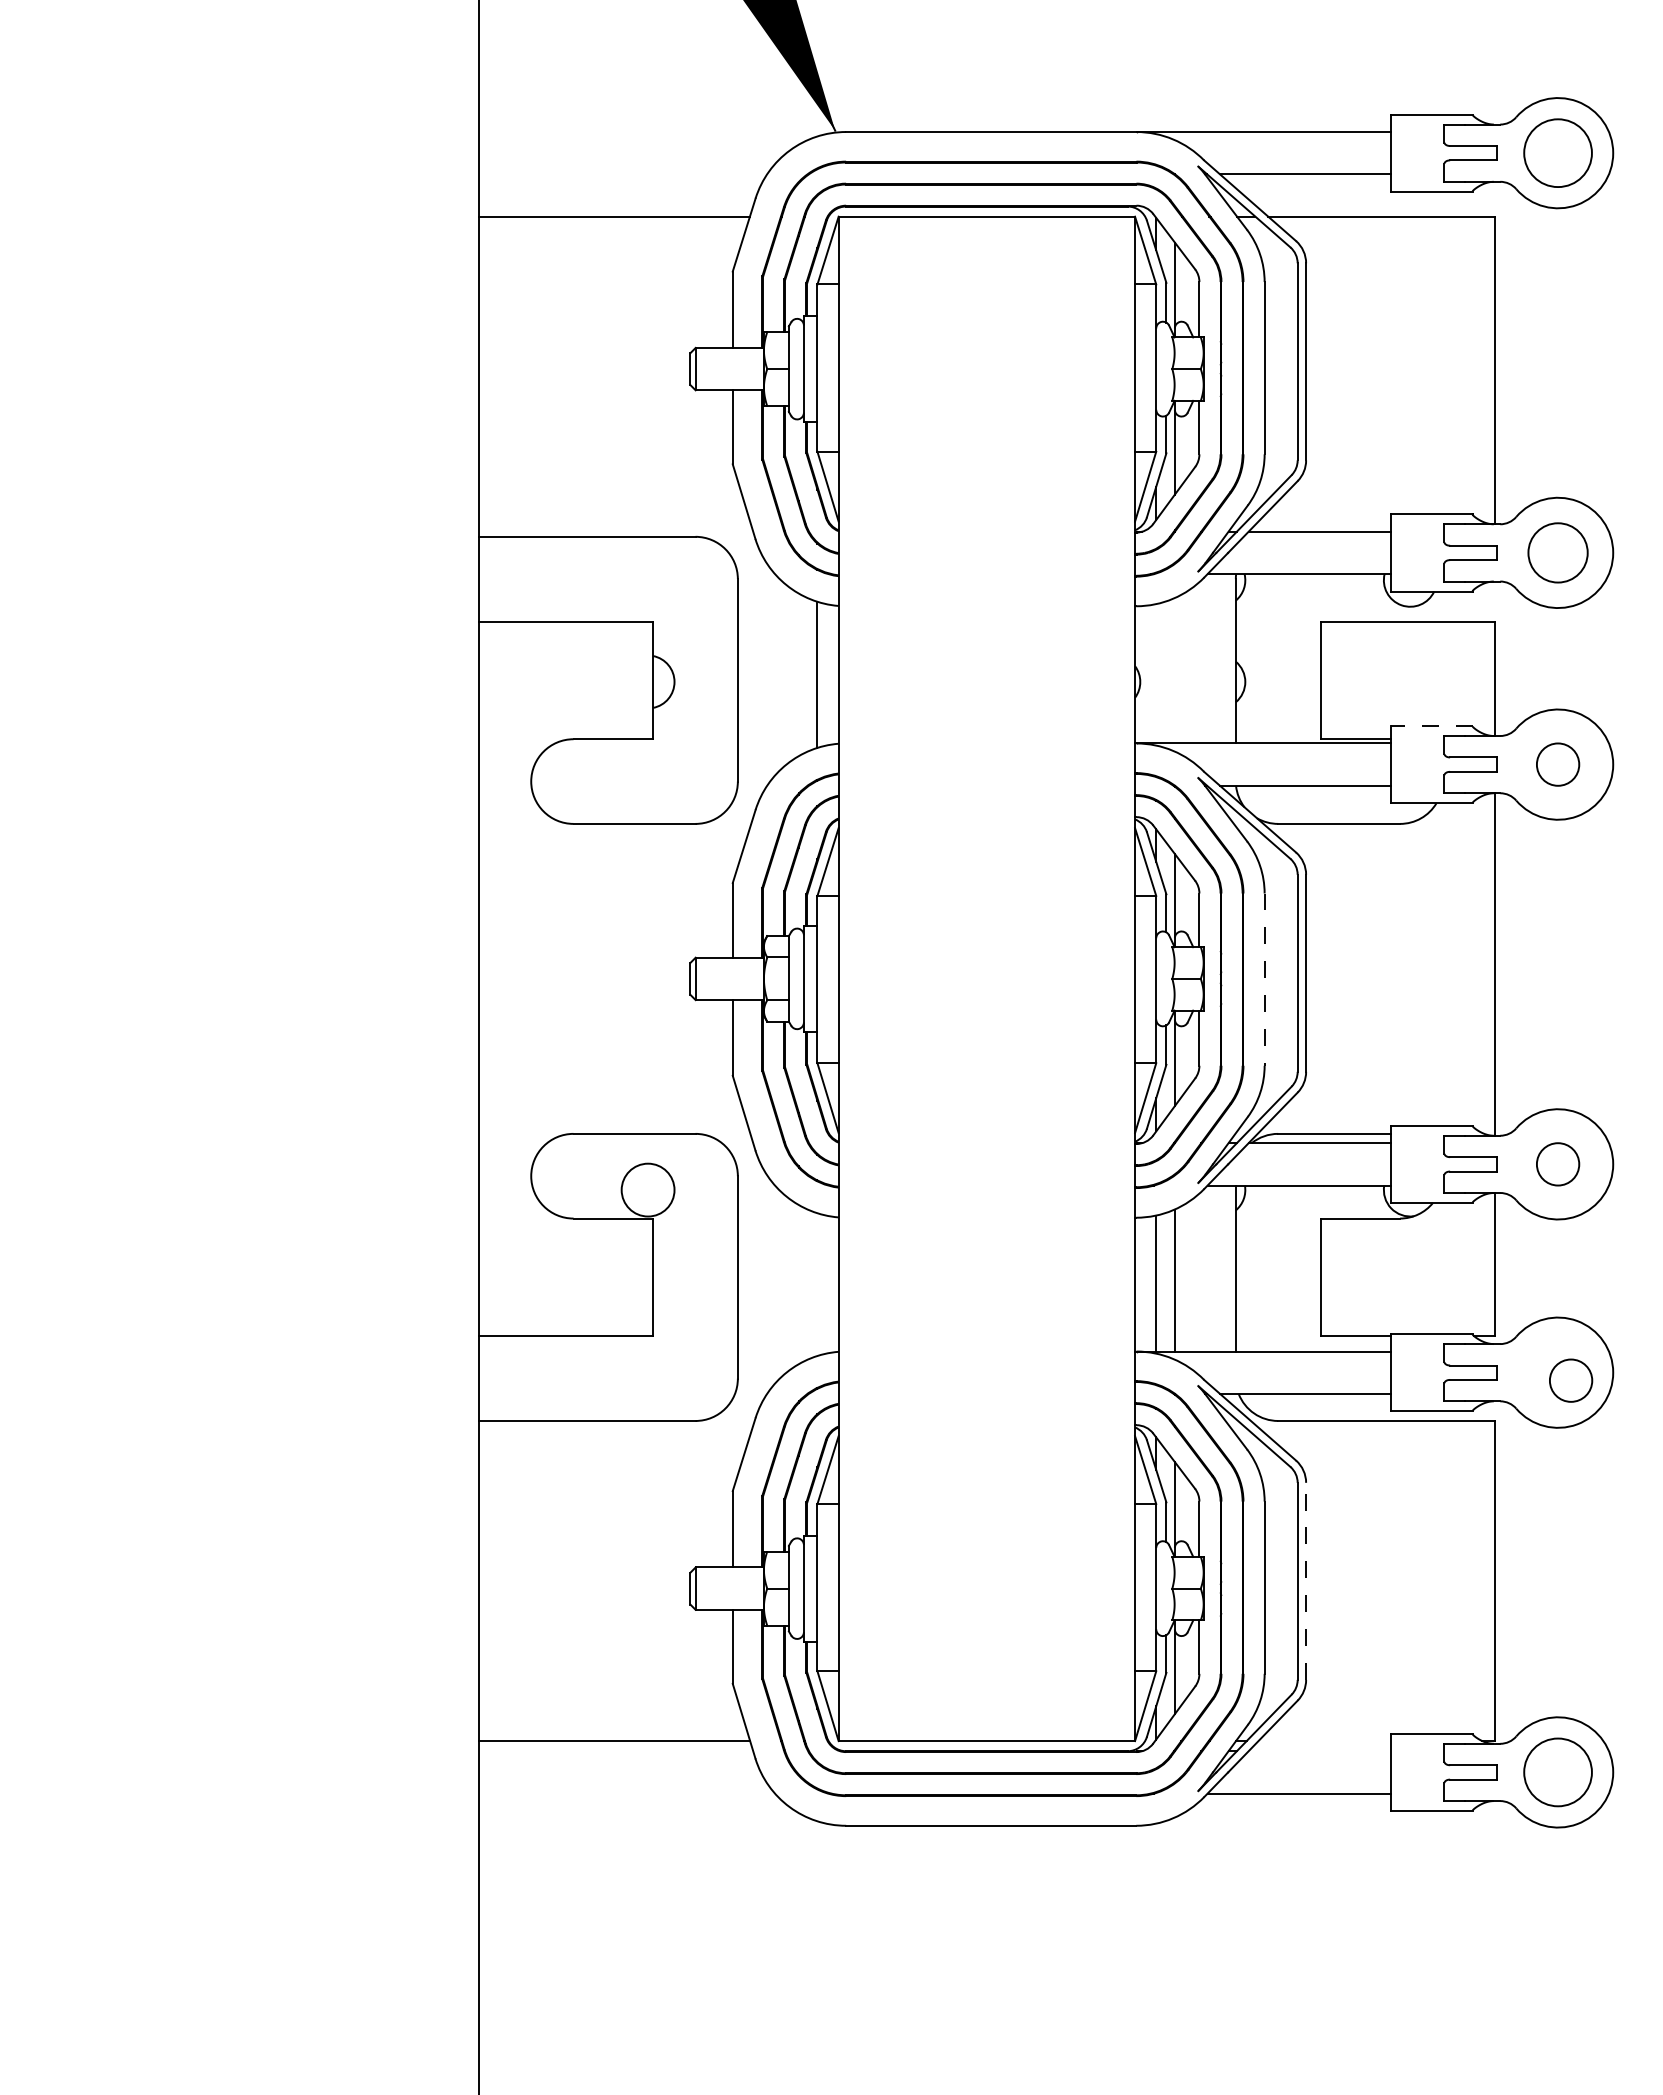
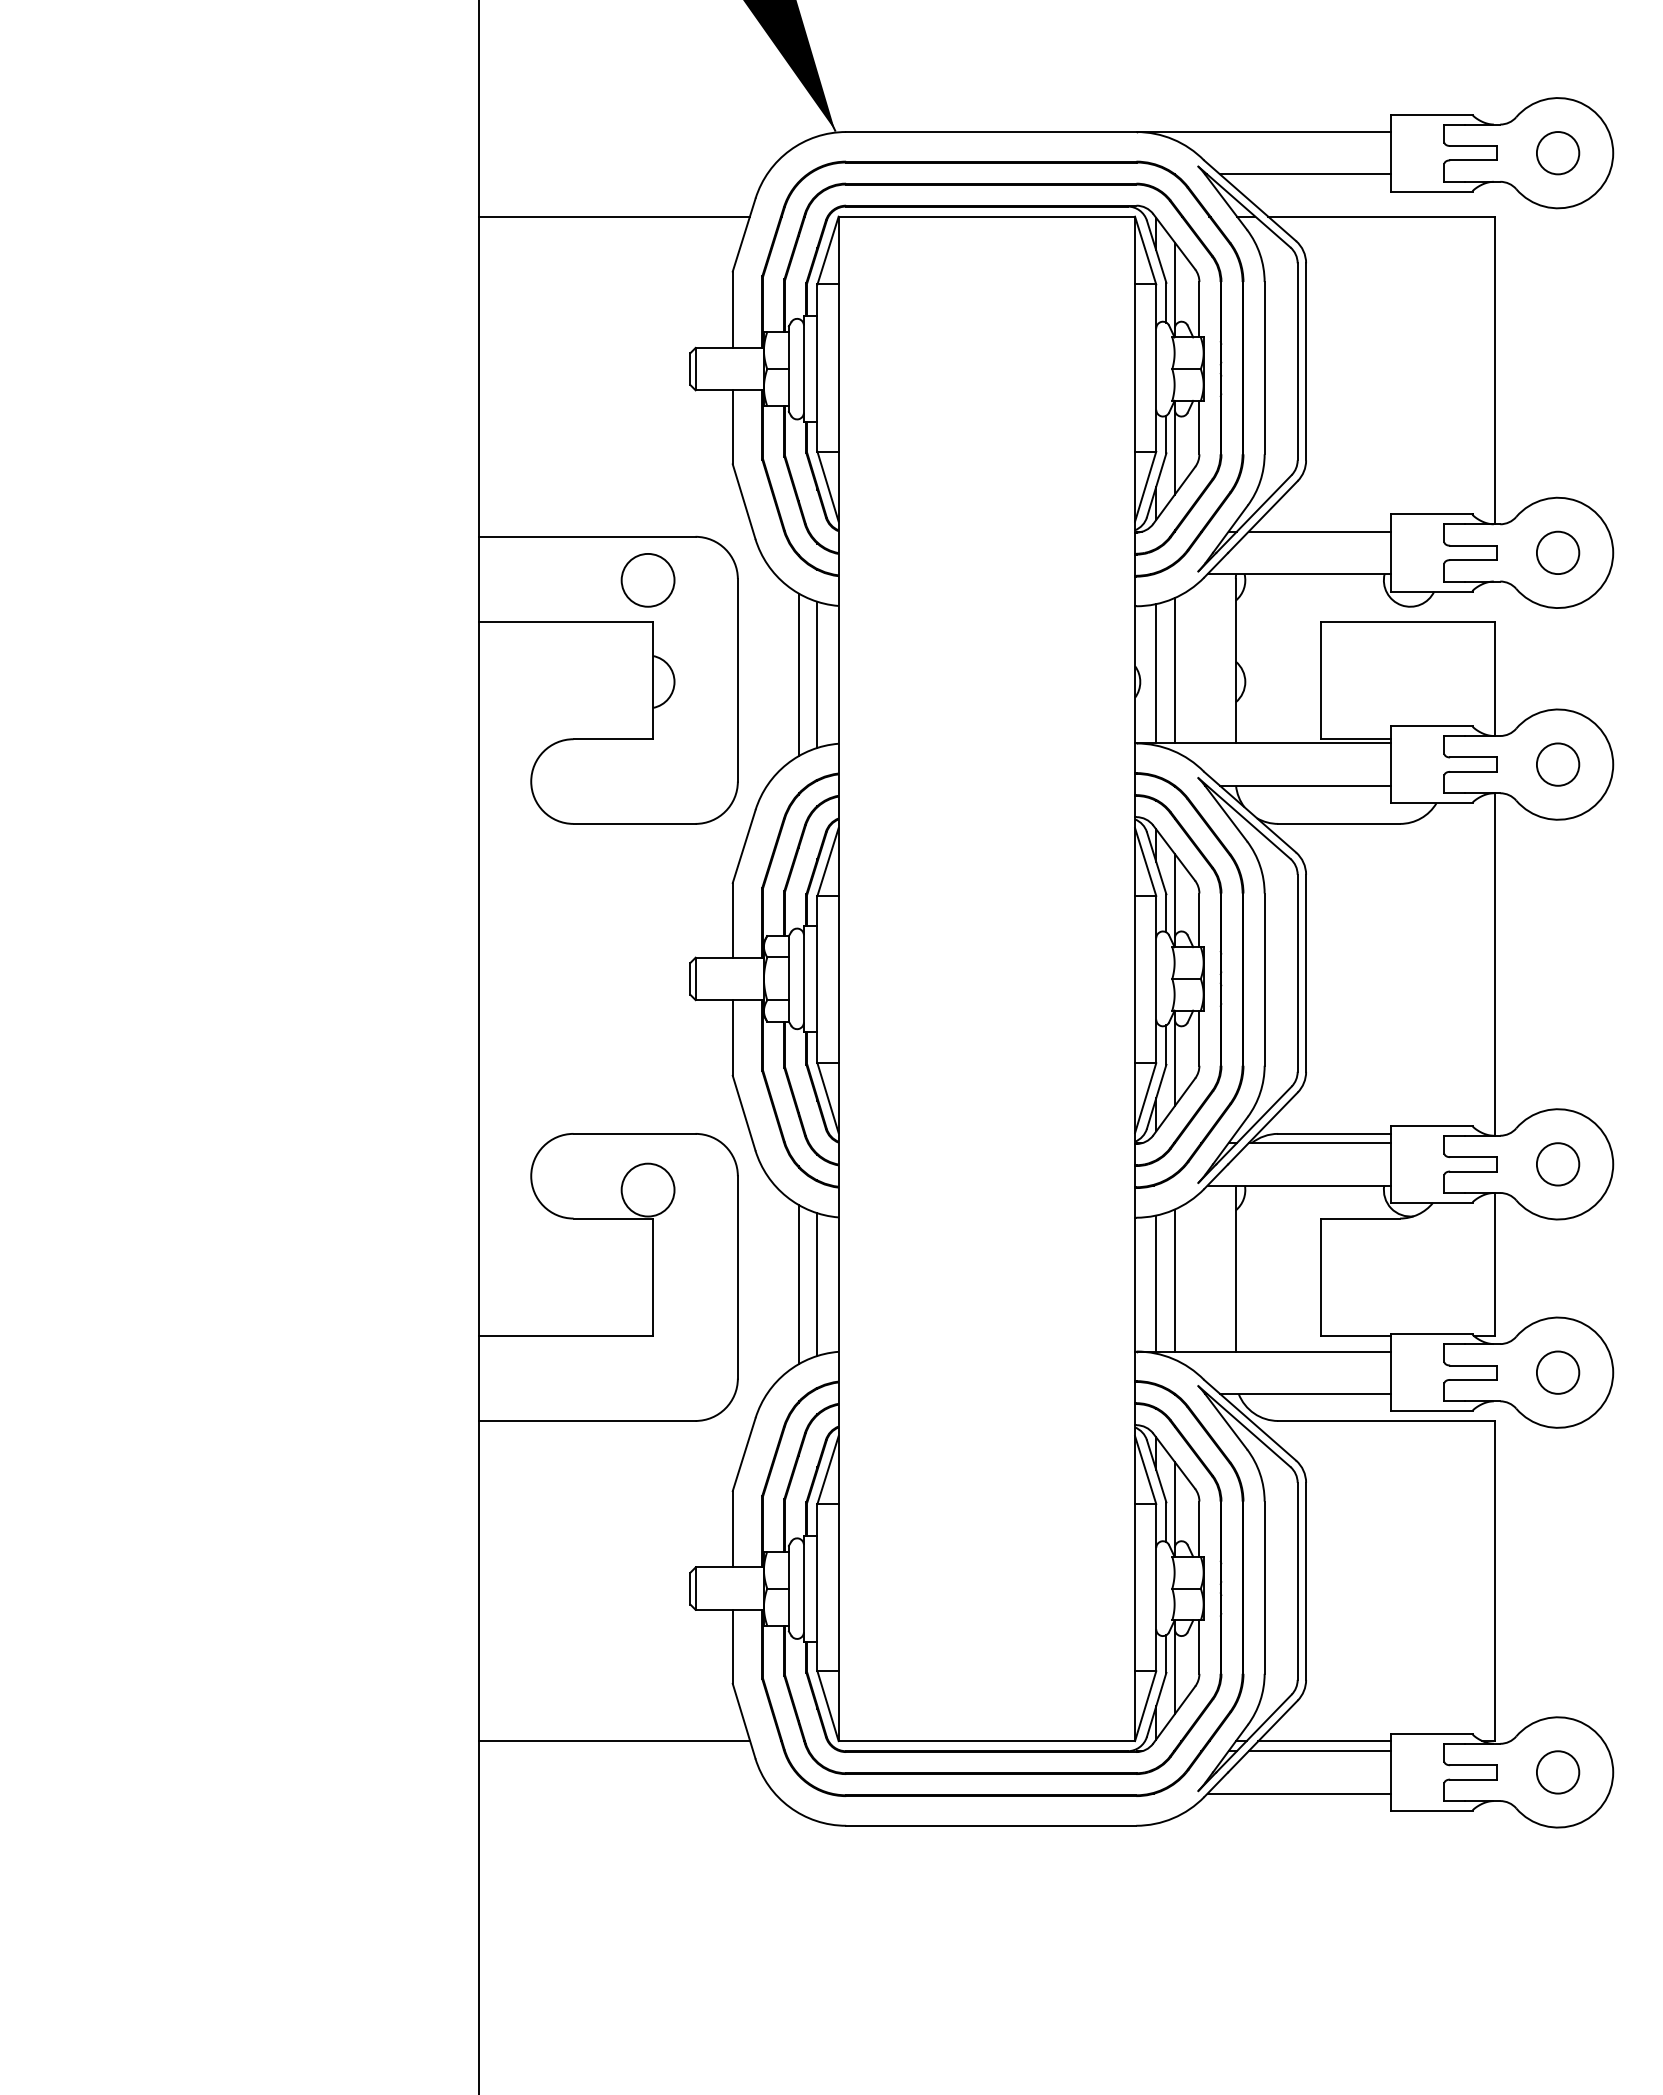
circle diameter: 68 px -> 42 px (1557, 153)
circle diameter: 59 px -> 42 px (1557, 552)
circle: none -> present (647, 580)
line: none -> present (1174, 670)
line: none -> present (1156, 673)
line: none -> present (798, 674)
line: dashed -> solid (1431, 726)
line: dashed -> solid (1264, 980)
line: none -> present (798, 1284)
line: none -> present (817, 1284)
circle position: (1571, 1380) -> (1558, 1372) (1558, 1372)
line: dashed -> solid (1306, 1581)
line: none -> present (1324, 1741)
line: none -> present (1319, 1751)
circle diameter: 68 px -> 42 px (1557, 1772)
